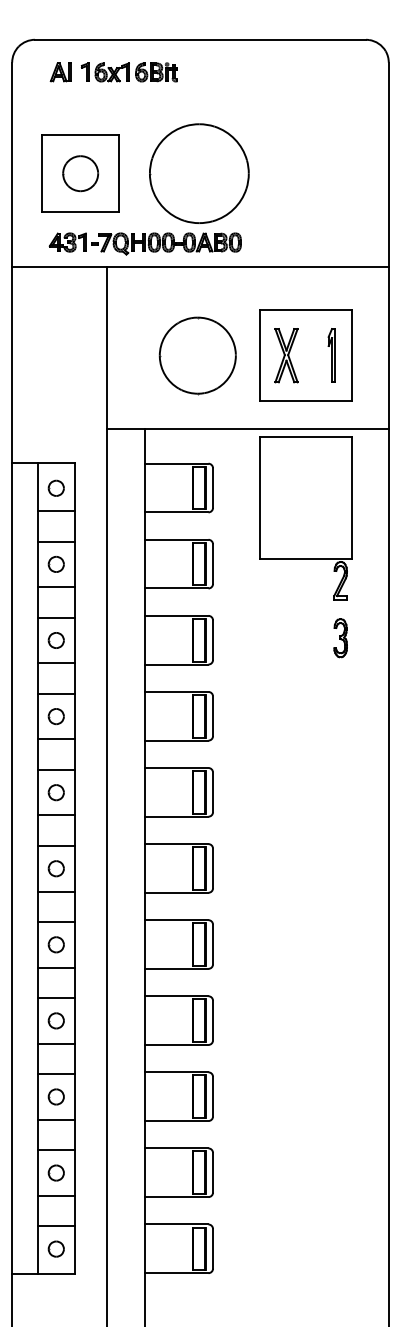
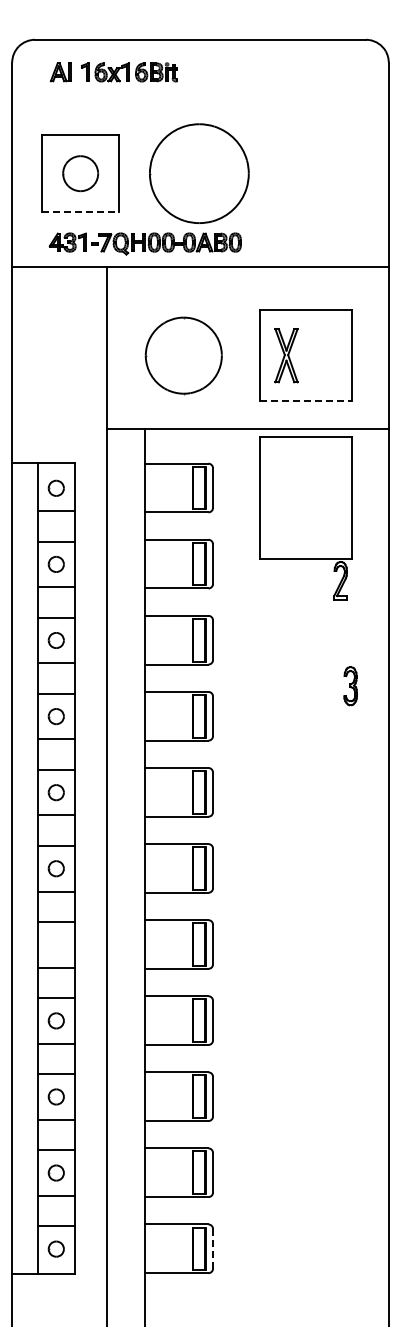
line: solid -> dashed (80, 212)
part position: (197, 355) -> (183, 355) (183, 355)
part: present -> none (331, 355)
line: solid -> dashed (305, 401)
part position: (340, 638) -> (350, 686) (350, 686)
part: present -> none (55, 944)
line: solid -> dashed (213, 1248)
